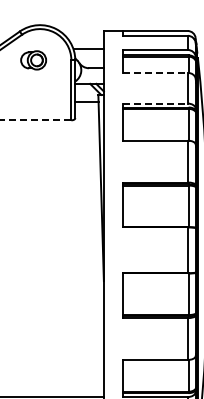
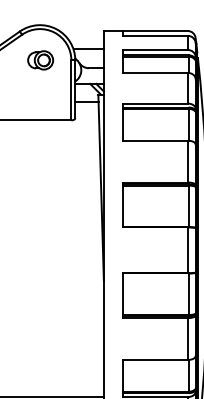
part position: (33, 60) -> (40, 60) (40, 60)
line: dashed -> solid (156, 72)
line: dashed -> solid (156, 103)
line: dashed -> solid (35, 120)
